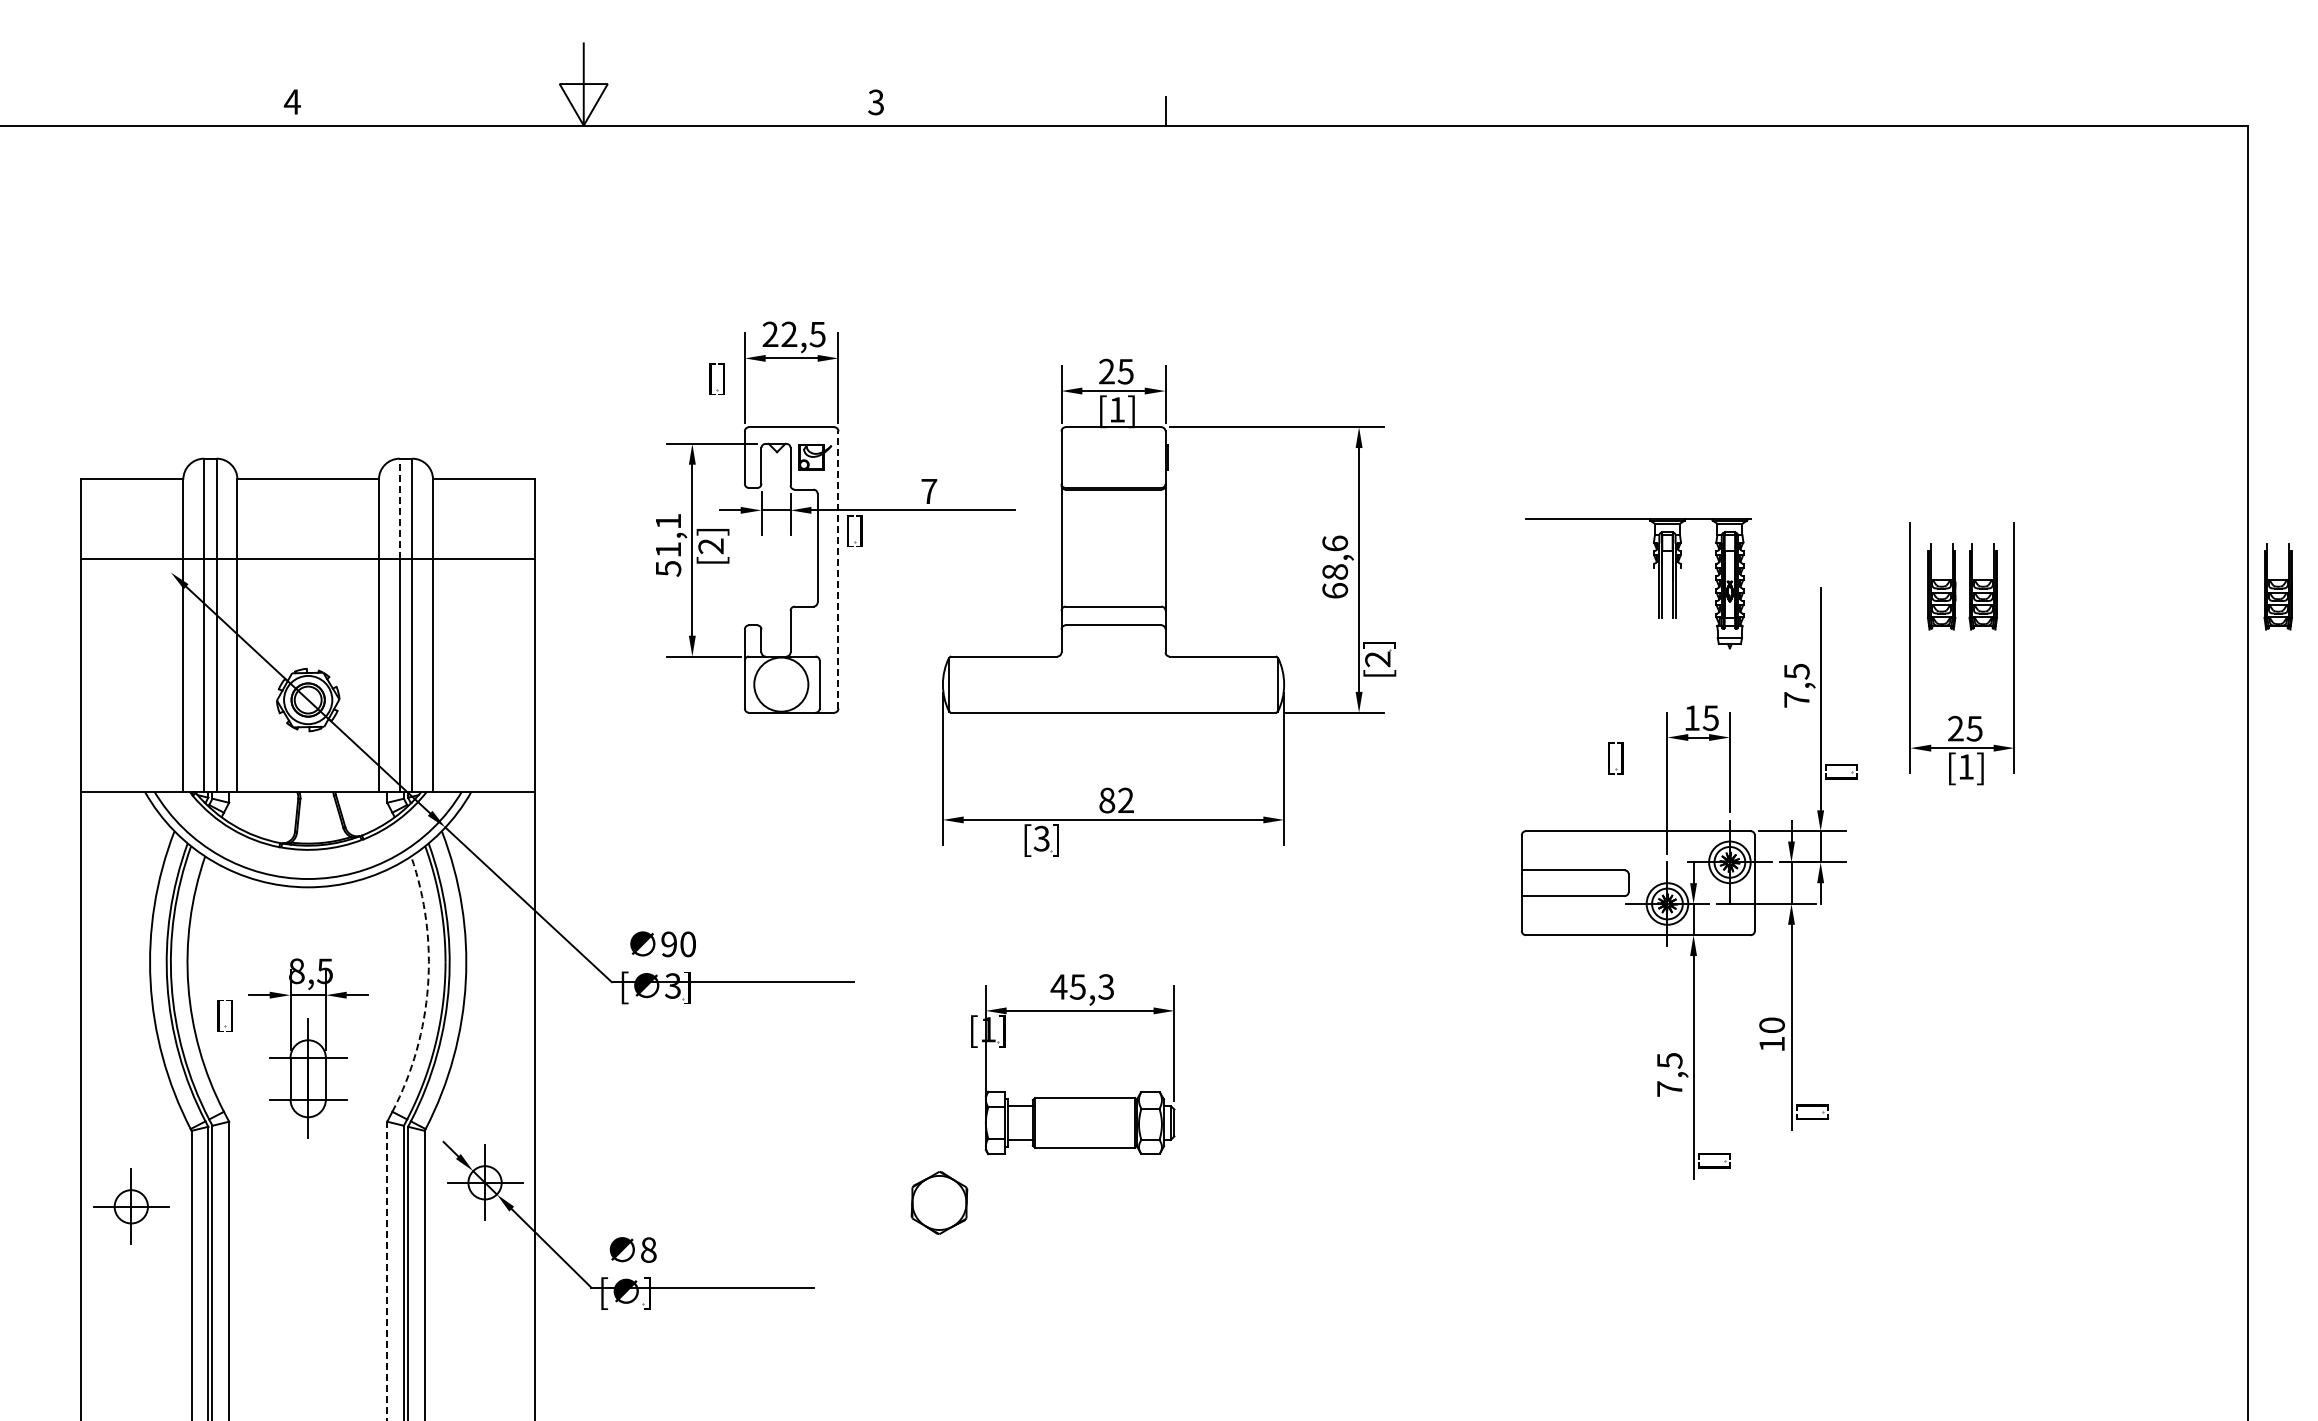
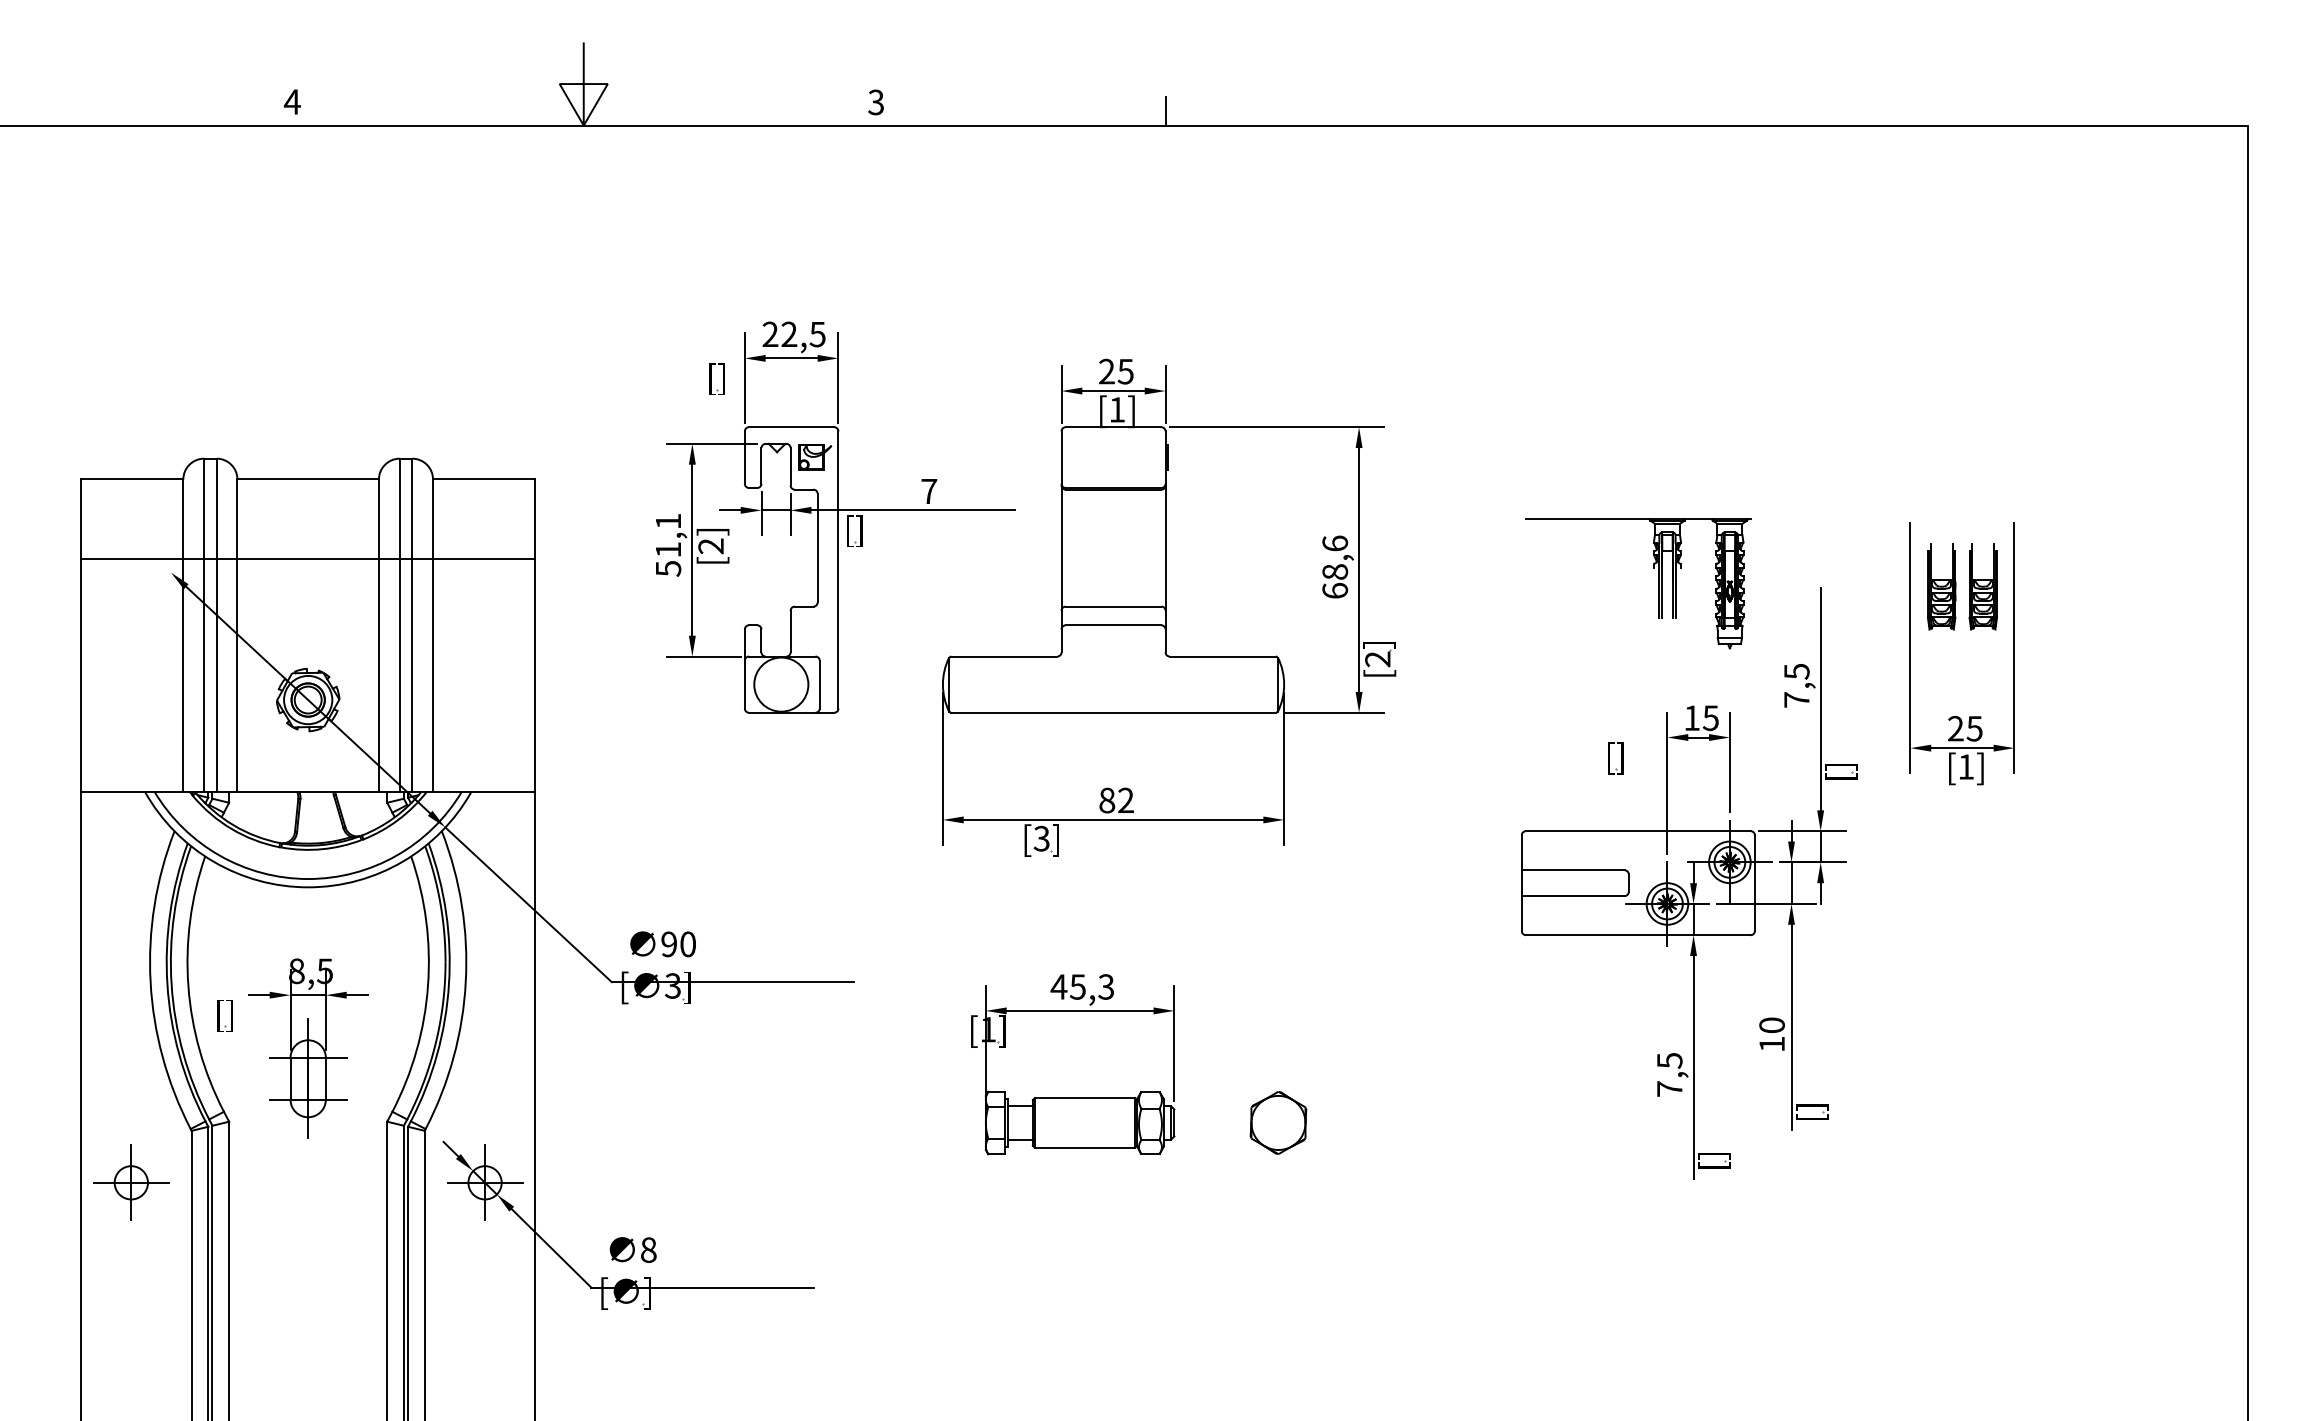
line: dashed -> solid (399, 508)
line: dashed -> solid (838, 569)
part: present -> none (2277, 586)
arc: dashed -> solid (428, 986)
part position: (939, 1202) -> (1278, 1122) (1278, 1122)
part position: (131, 1206) -> (131, 1182) (131, 1182)
line: dashed -> solid (387, 1270)
